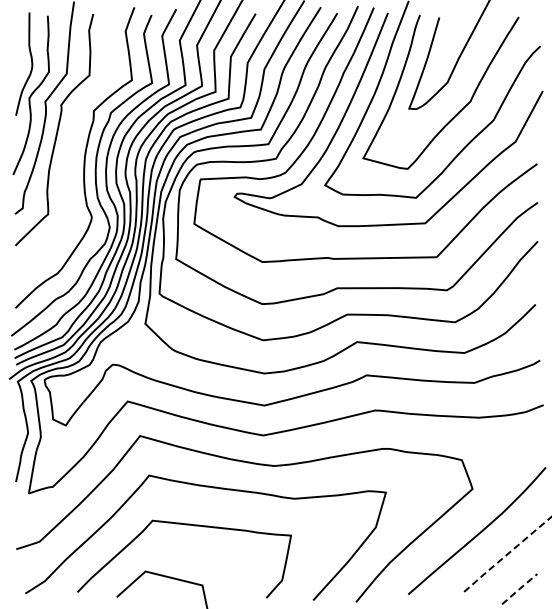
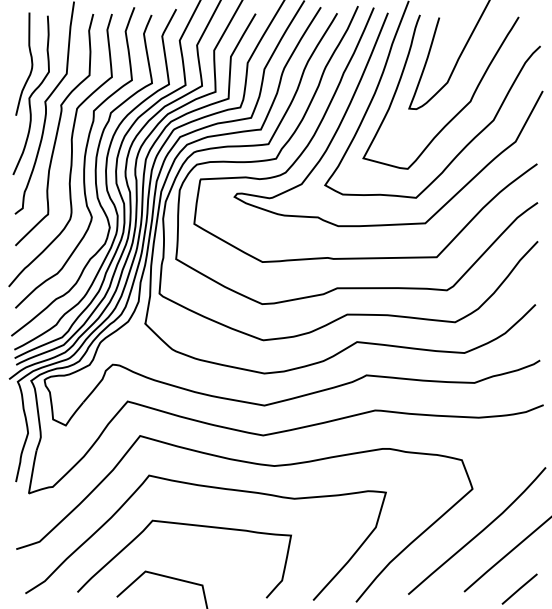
curve: none -> present (71, 150)
line: dashed -> solid (507, 554)
line: dashed -> solid (520, 588)
